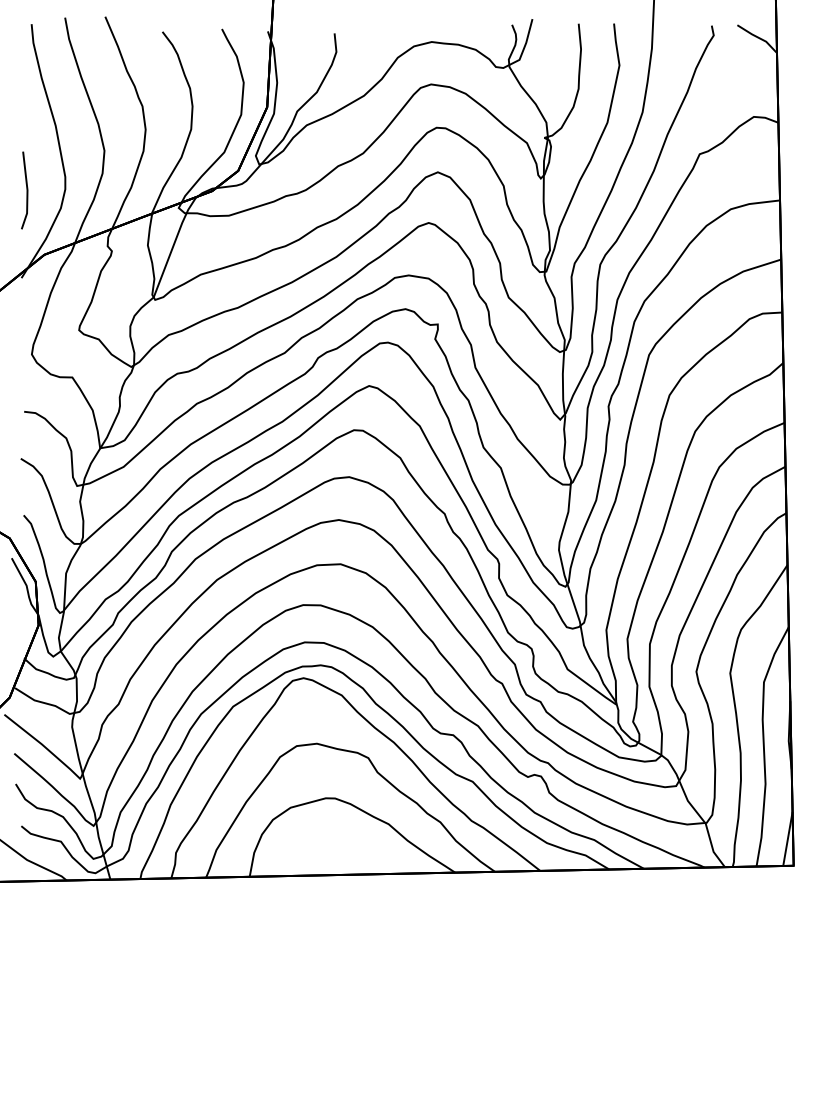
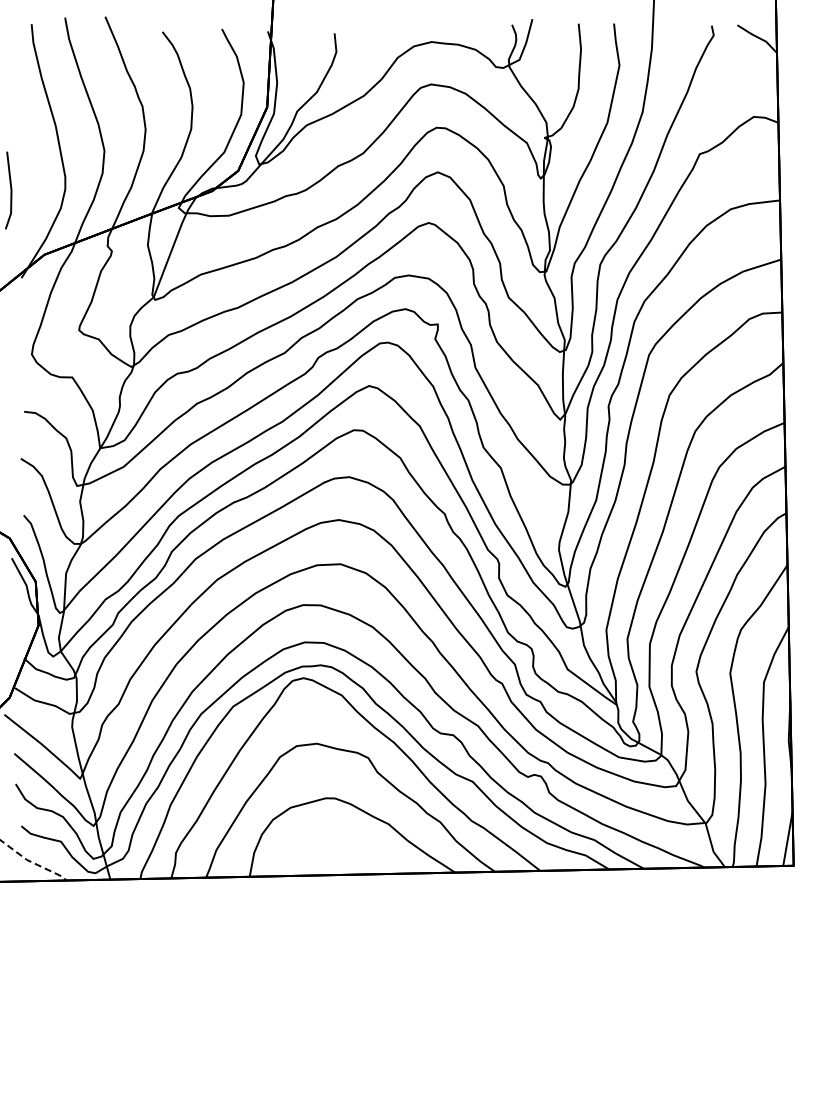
line position: (26, 190) -> (10, 190) (10, 190)
line: solid -> dashed (32, 862)
